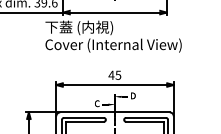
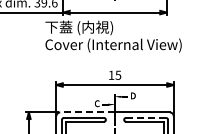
text: 45 -> 15 (111, 74)
line: solid -> dashed (87, 112)
line: solid -> dashed (146, 117)
